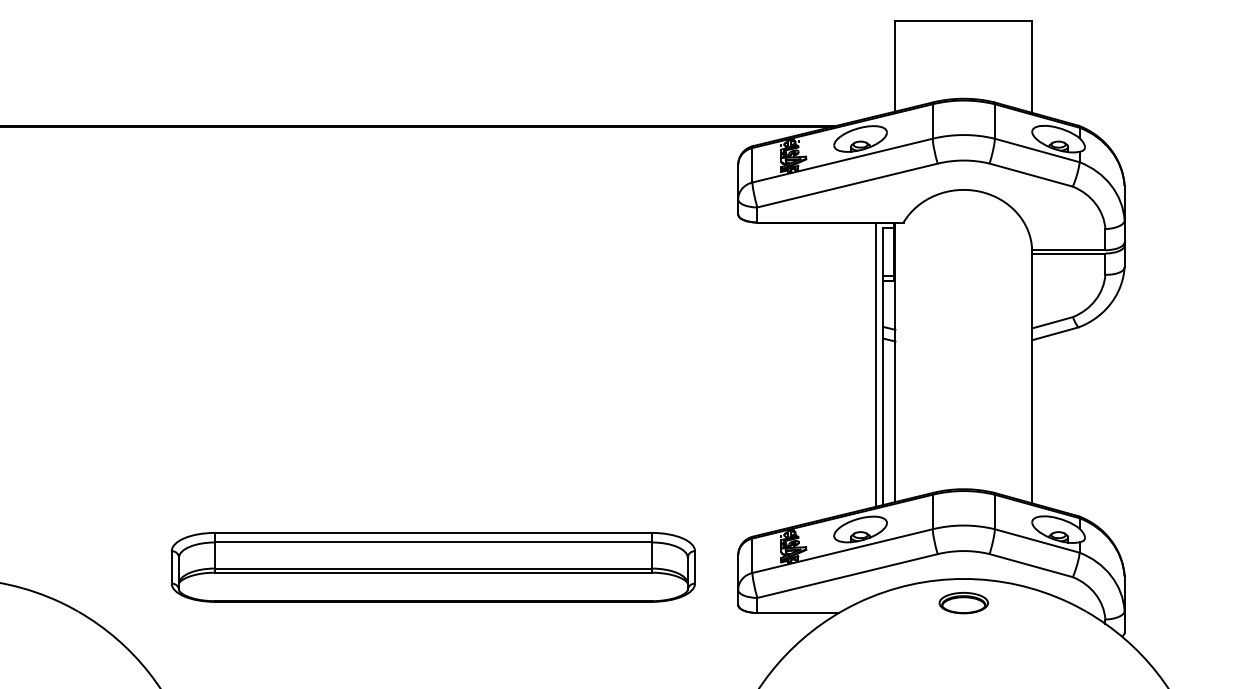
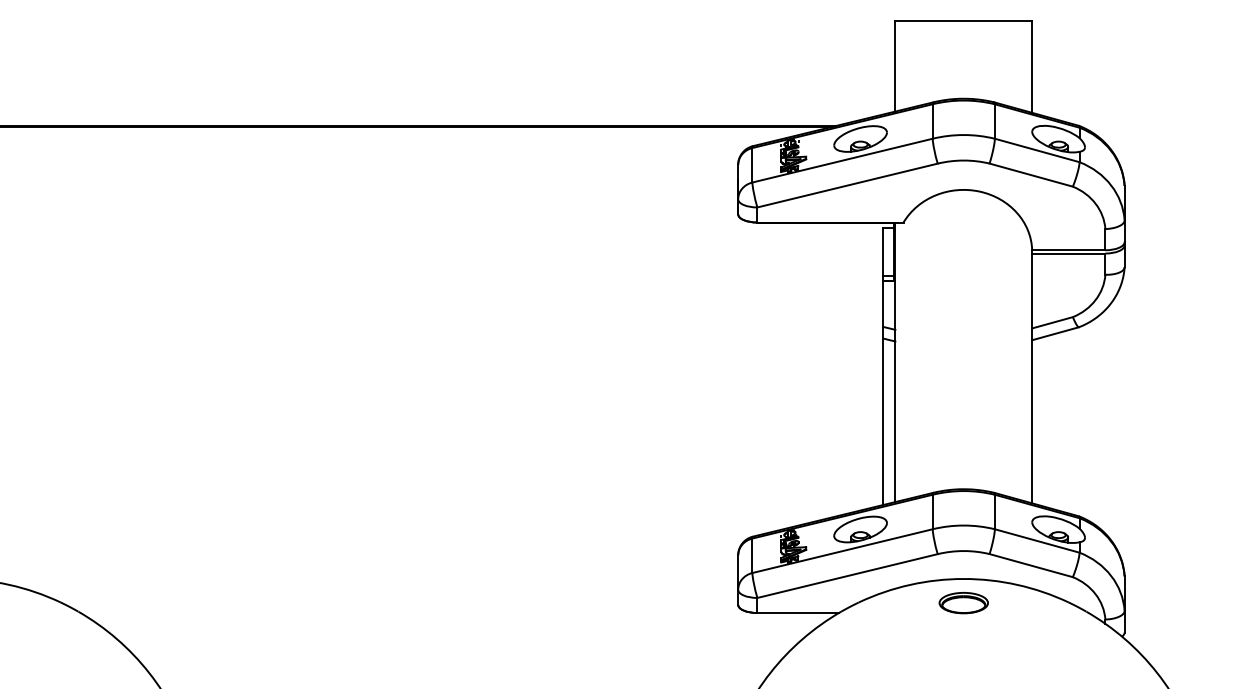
line: present -> none (876, 364)
part: present -> none (433, 567)
